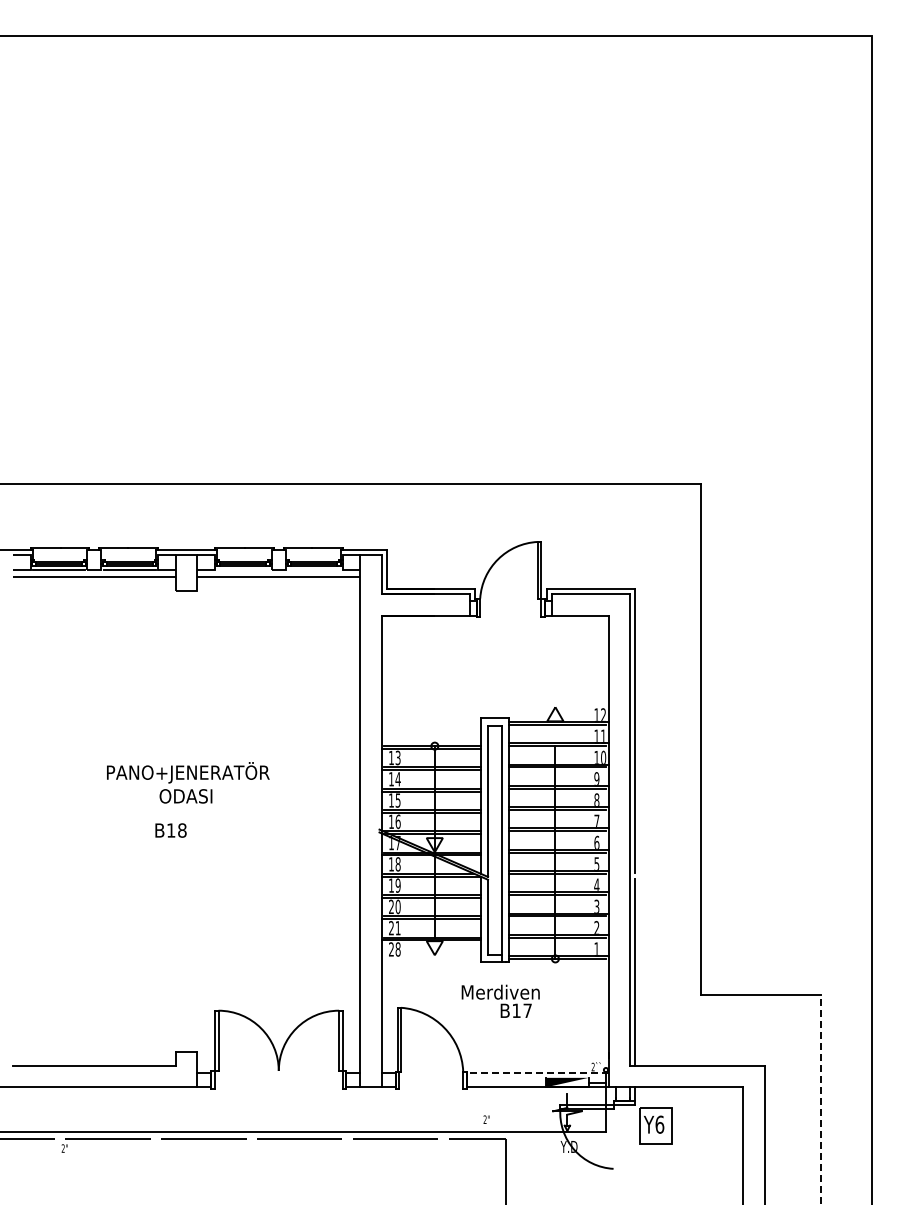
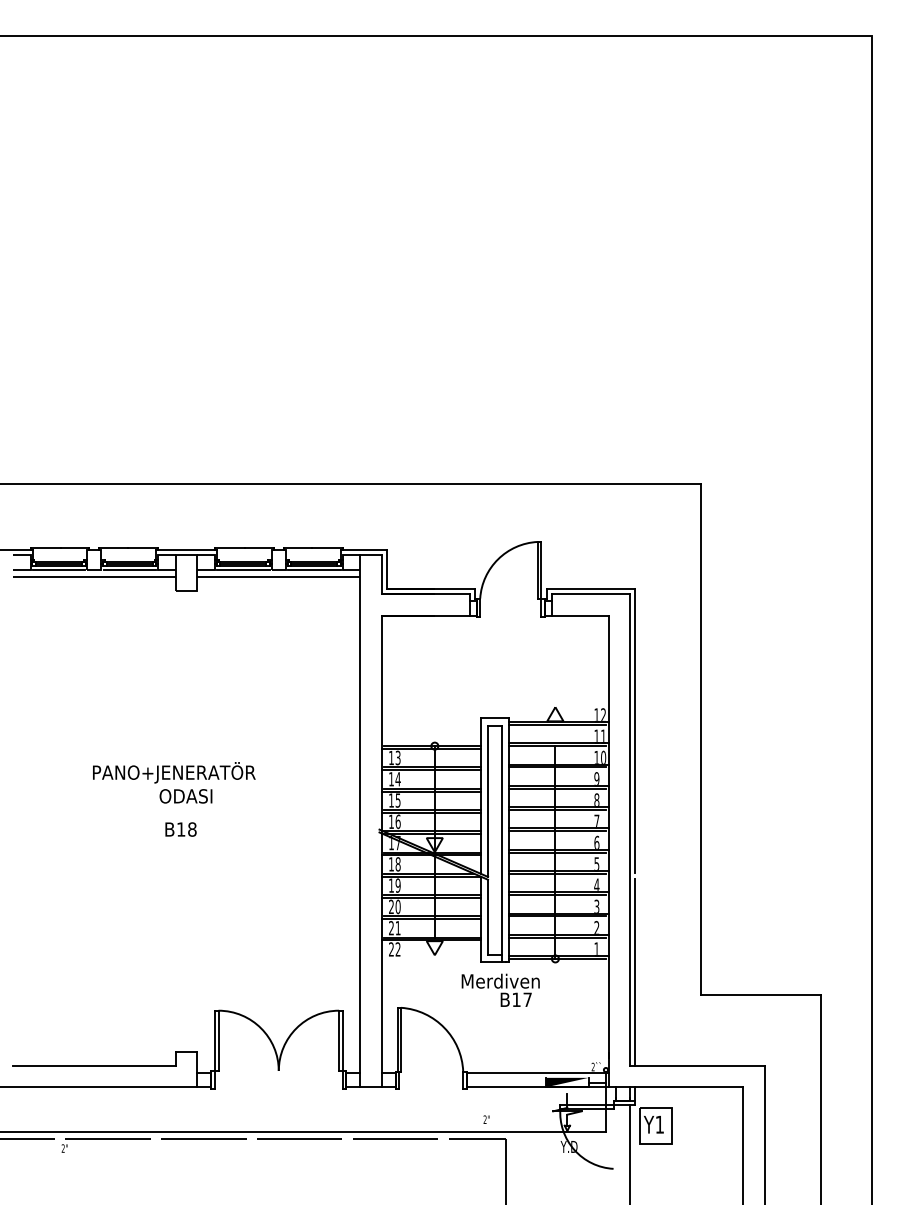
line: none -> present (243, 569)
line: none -> present (314, 569)
text position: (188, 772) -> (174, 772) (174, 772)
text position: (170, 830) -> (180, 829) (180, 829)
text: 28 -> 22 (397, 949)
text position: (500, 1000) -> (500, 989) (500, 989)
line: dashed -> solid (537, 1073)
line: dashed -> solid (821, 1099)
text: Y6 -> Y1 (659, 1124)
line: none -> present (629, 1153)
